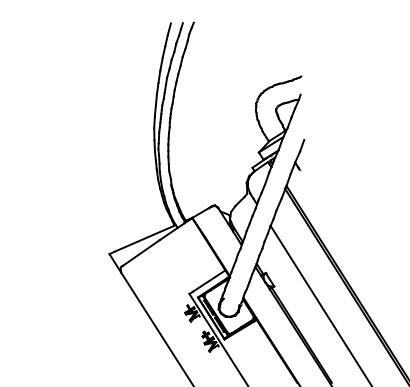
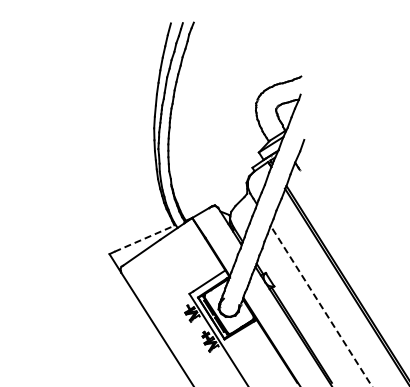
line: solid -> dashed (145, 238)
line: solid -> dashed (321, 305)
